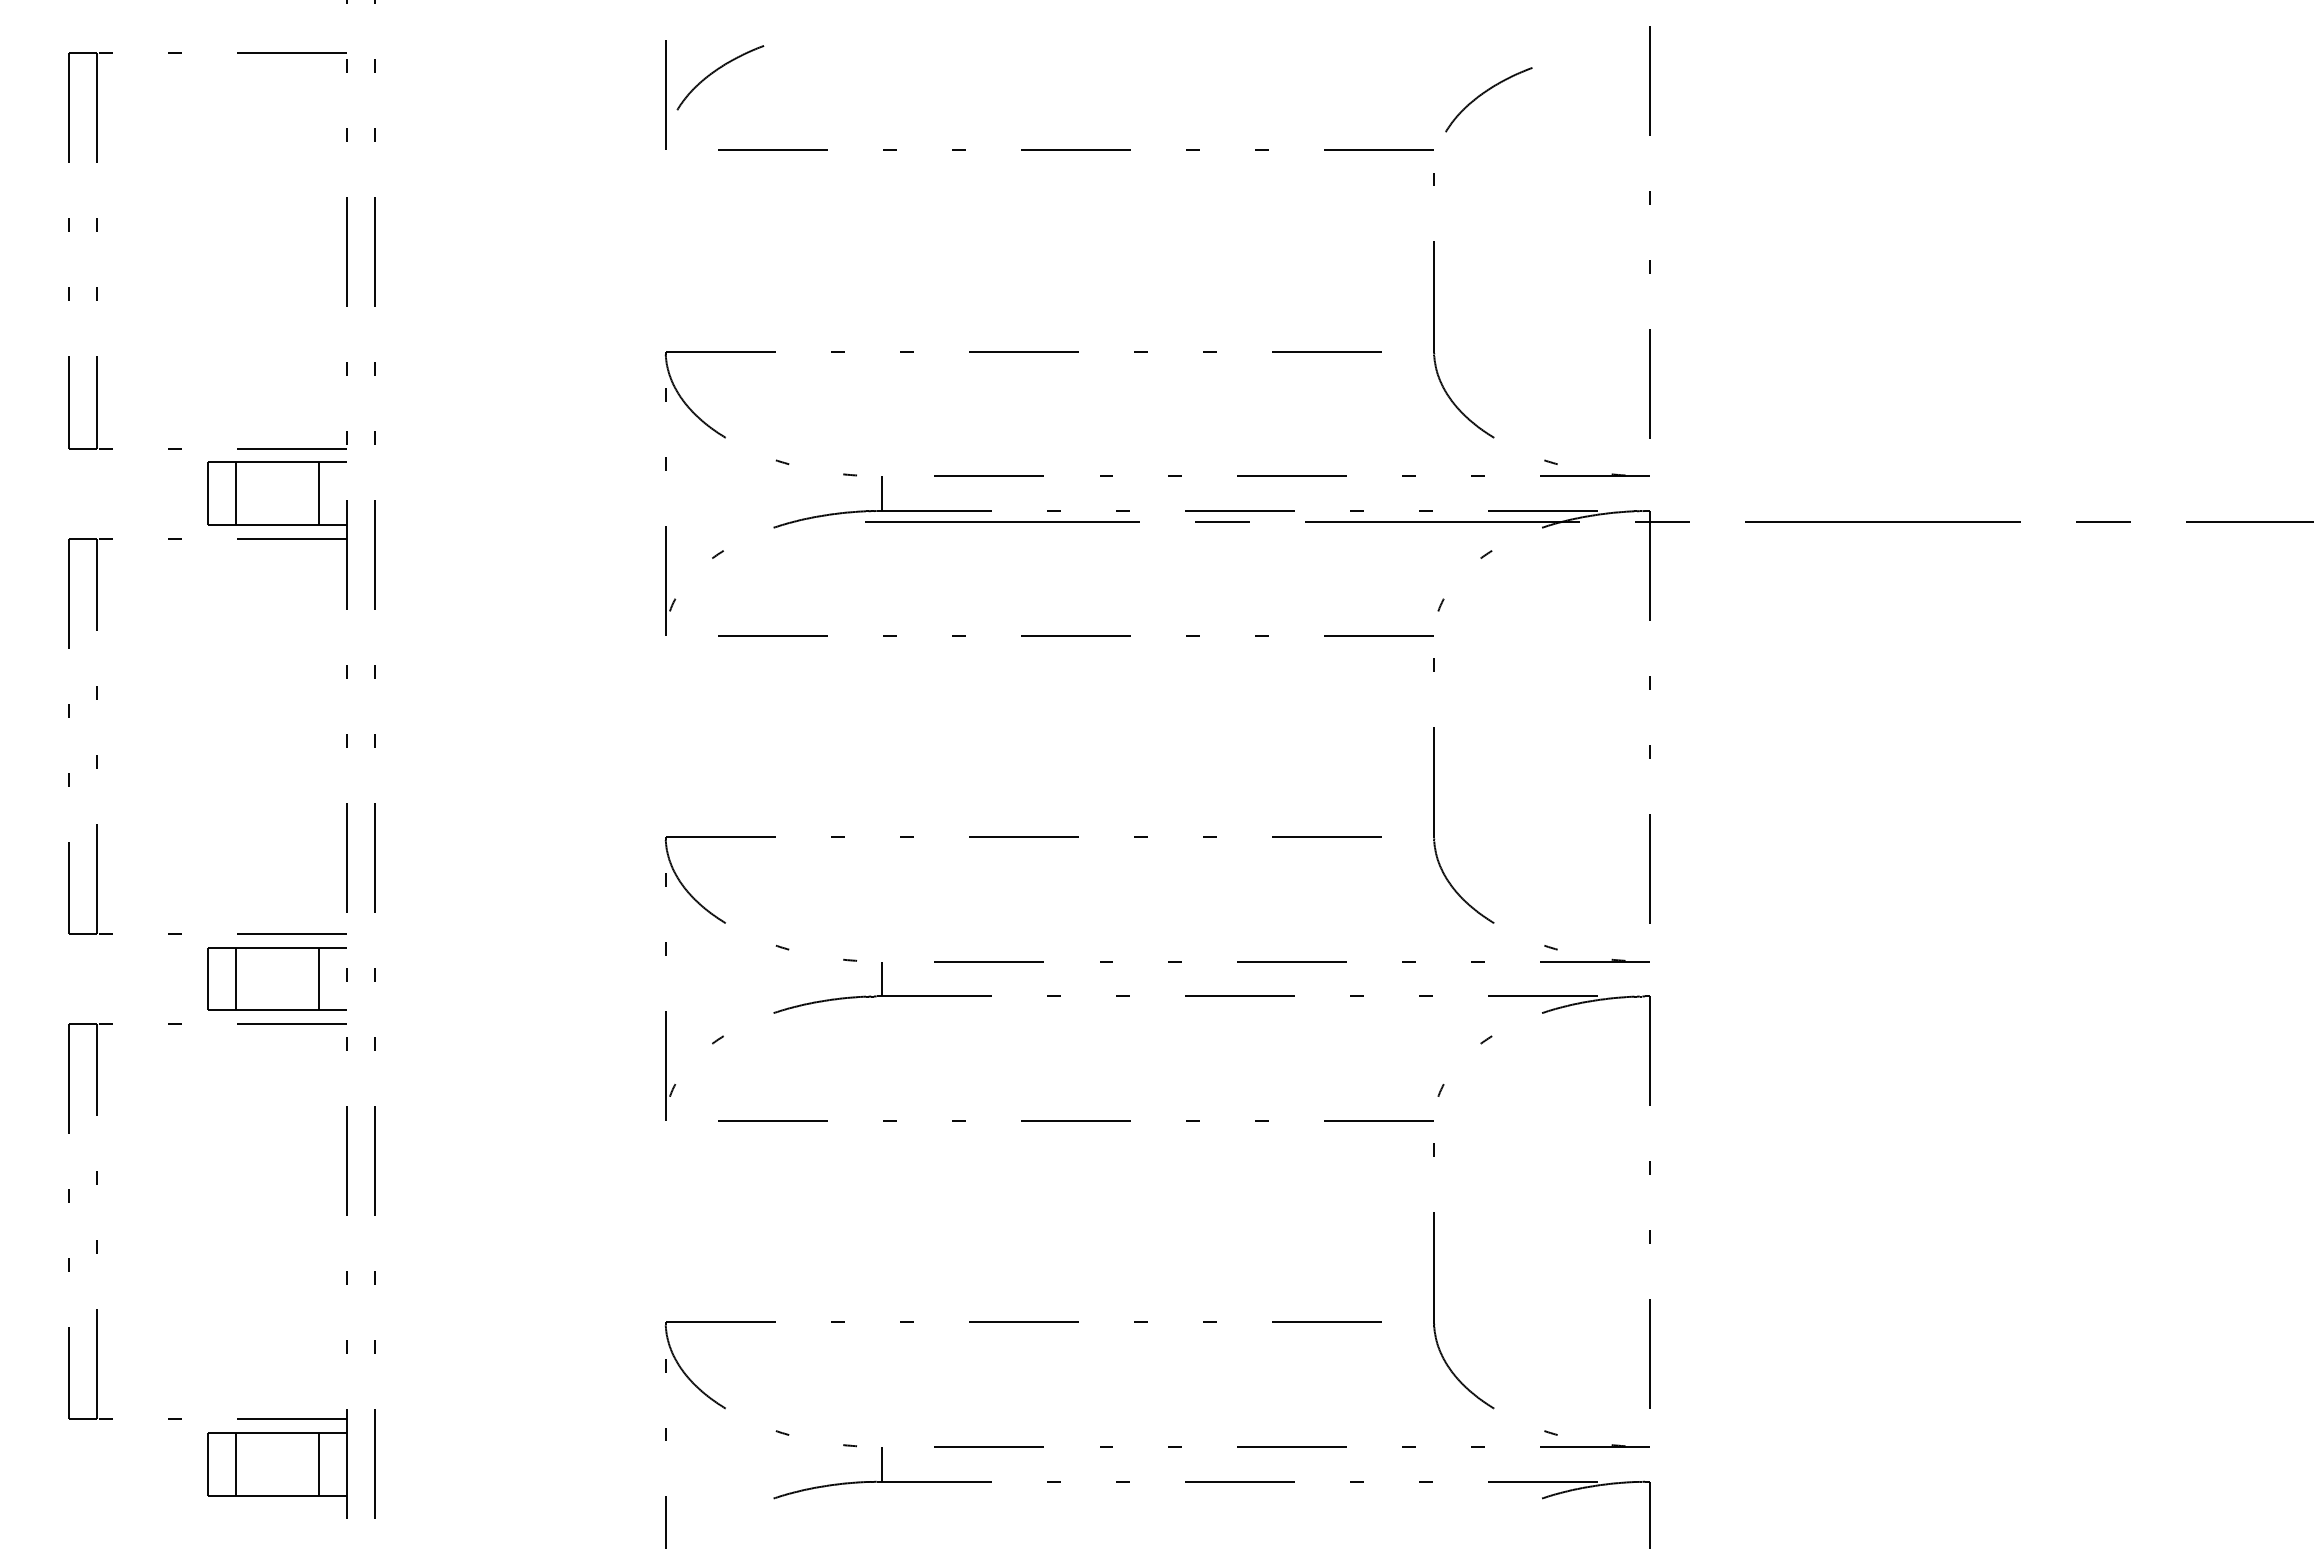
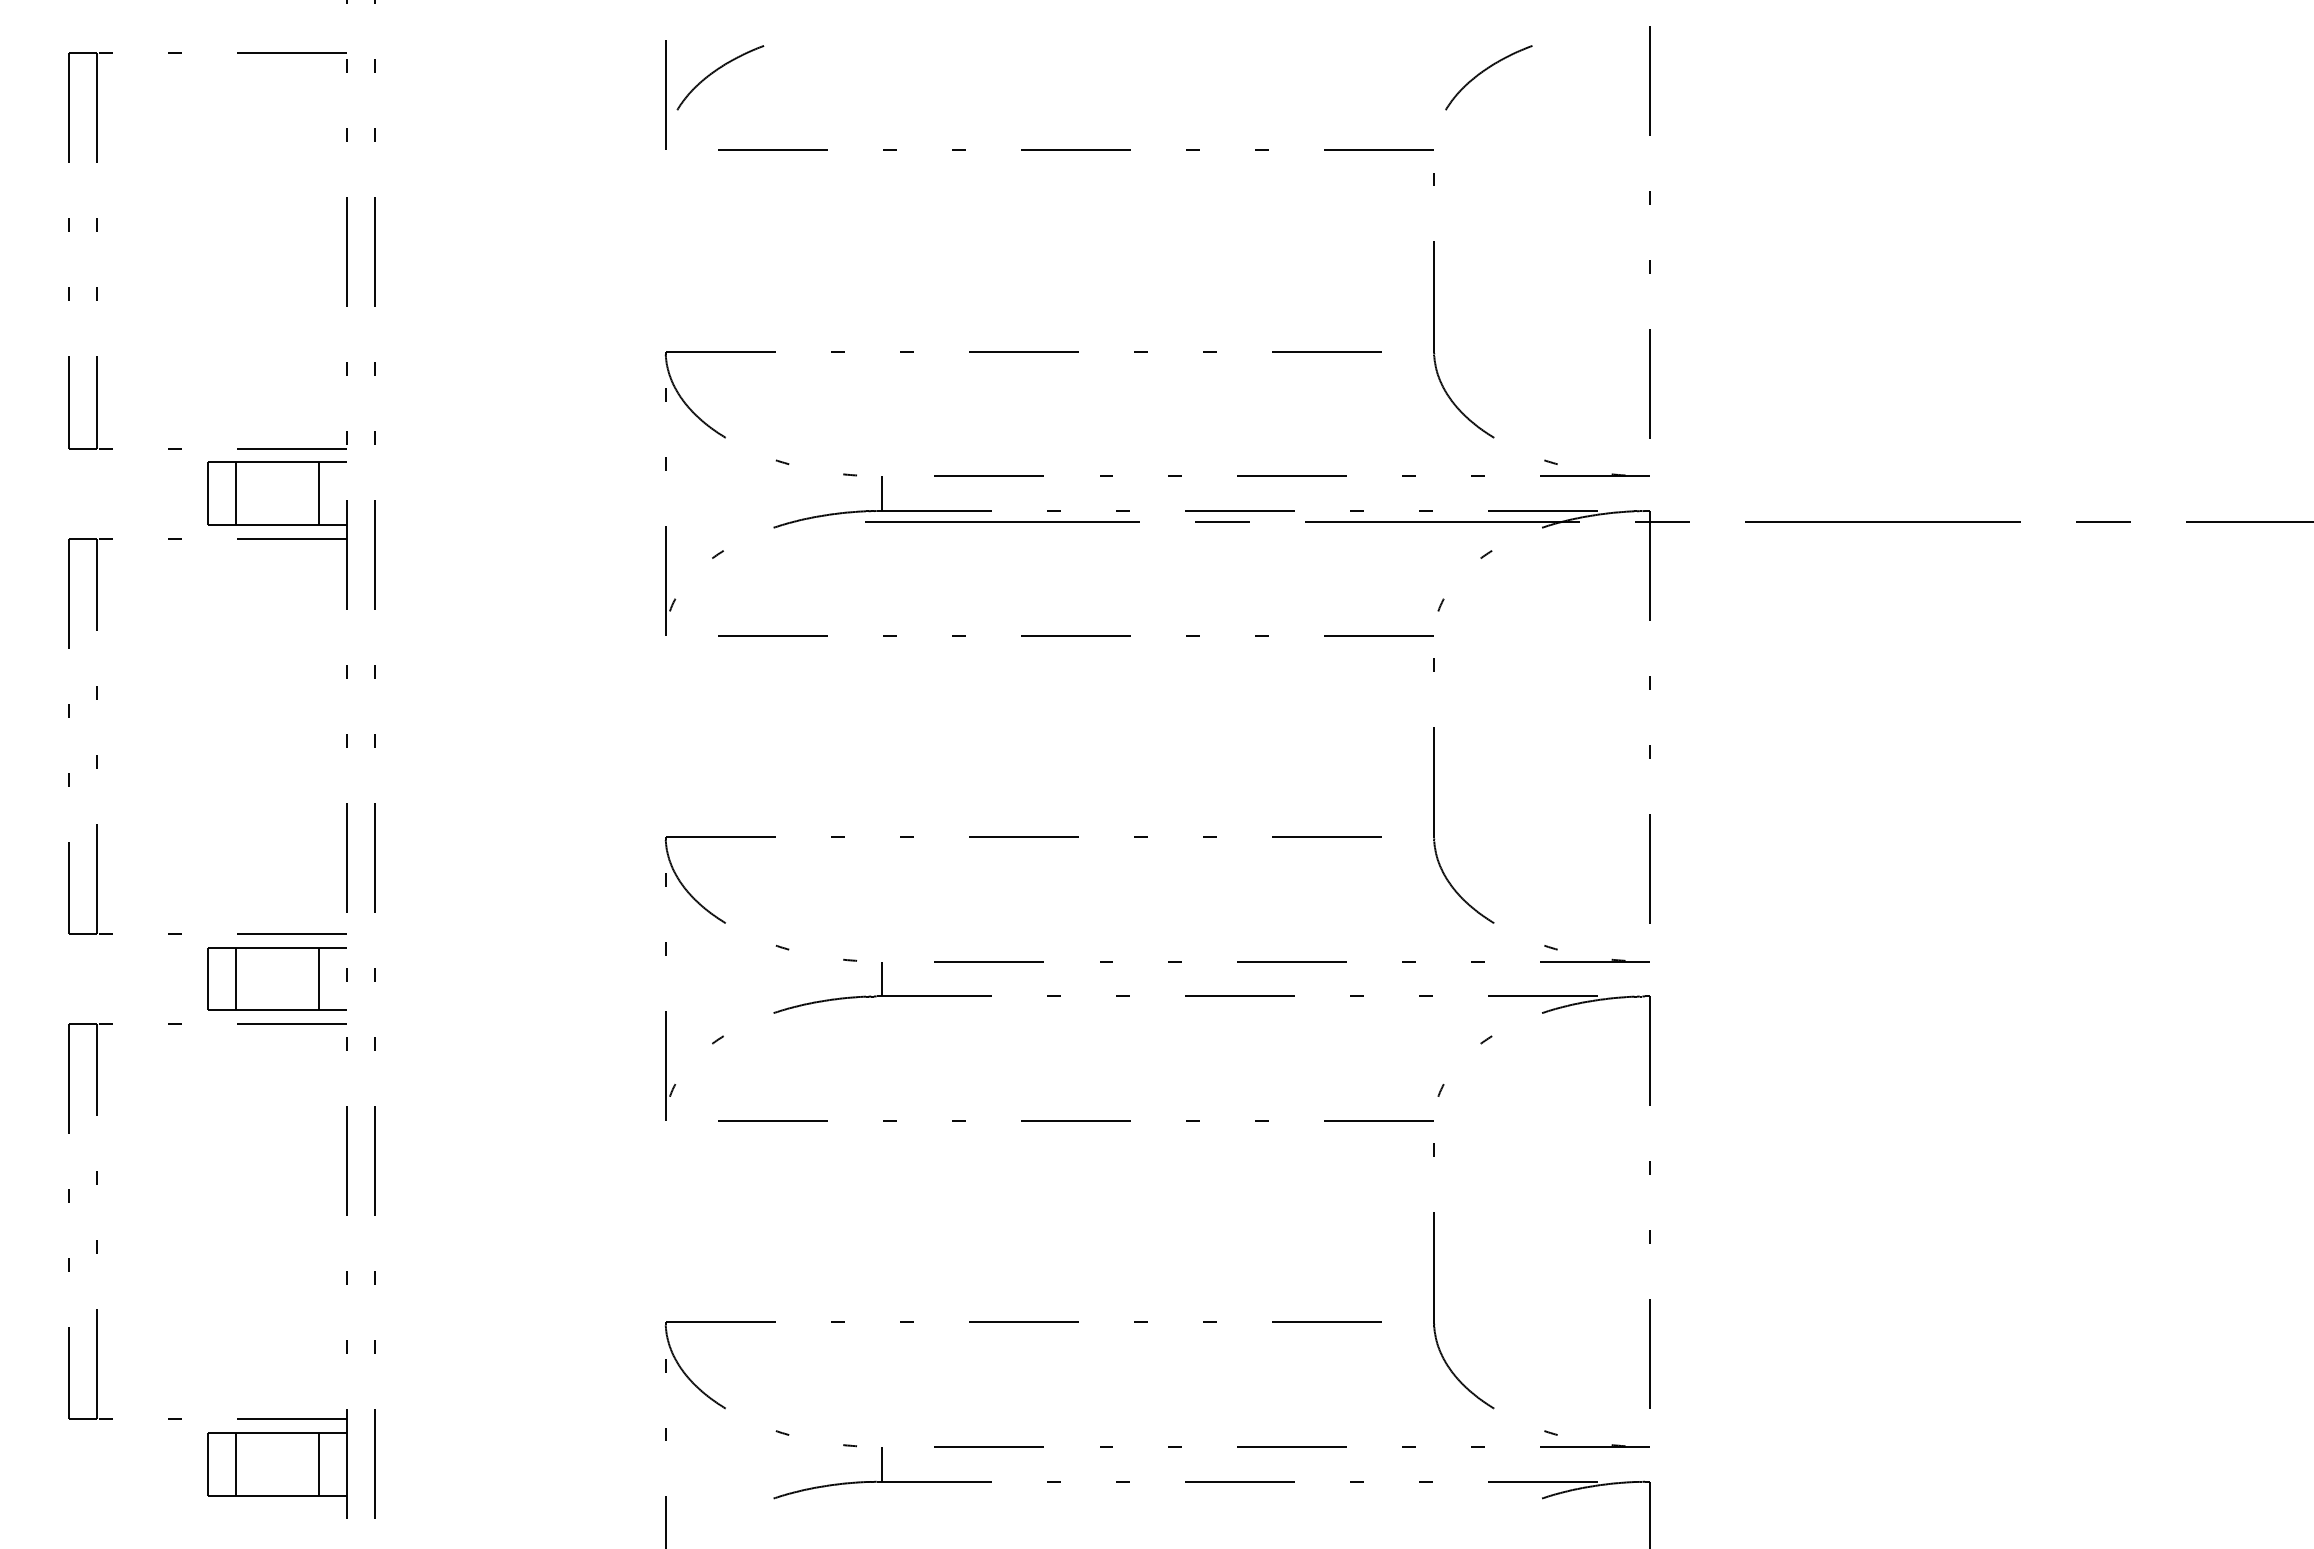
curve position: (1483, 94) -> (1483, 72) (1483, 72)
